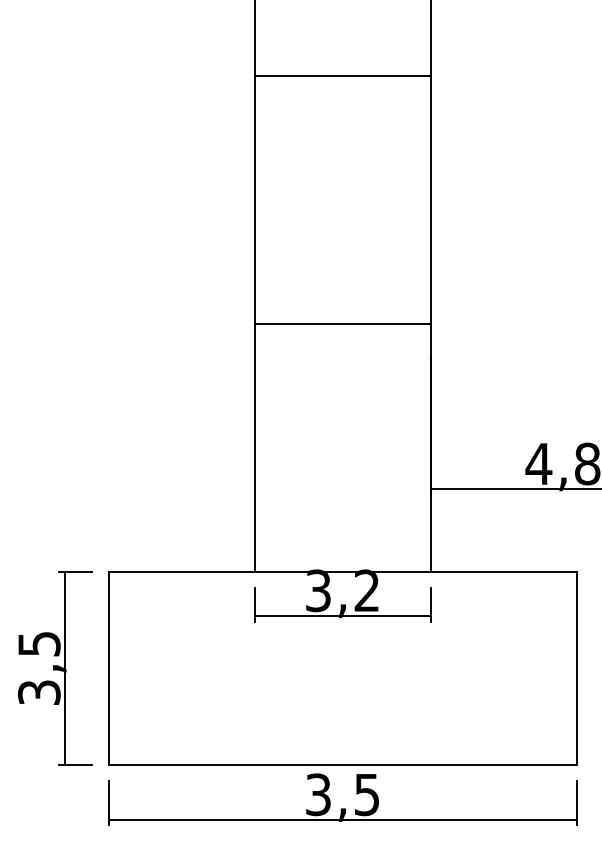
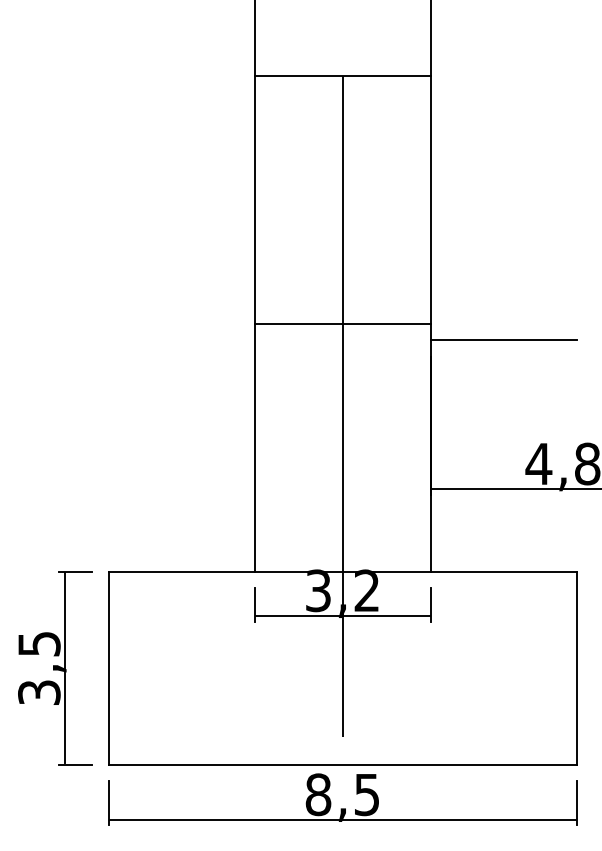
line: none -> present (504, 340)
line: none -> present (342, 369)
text: 3,5 -> 8,5 (318, 794)
